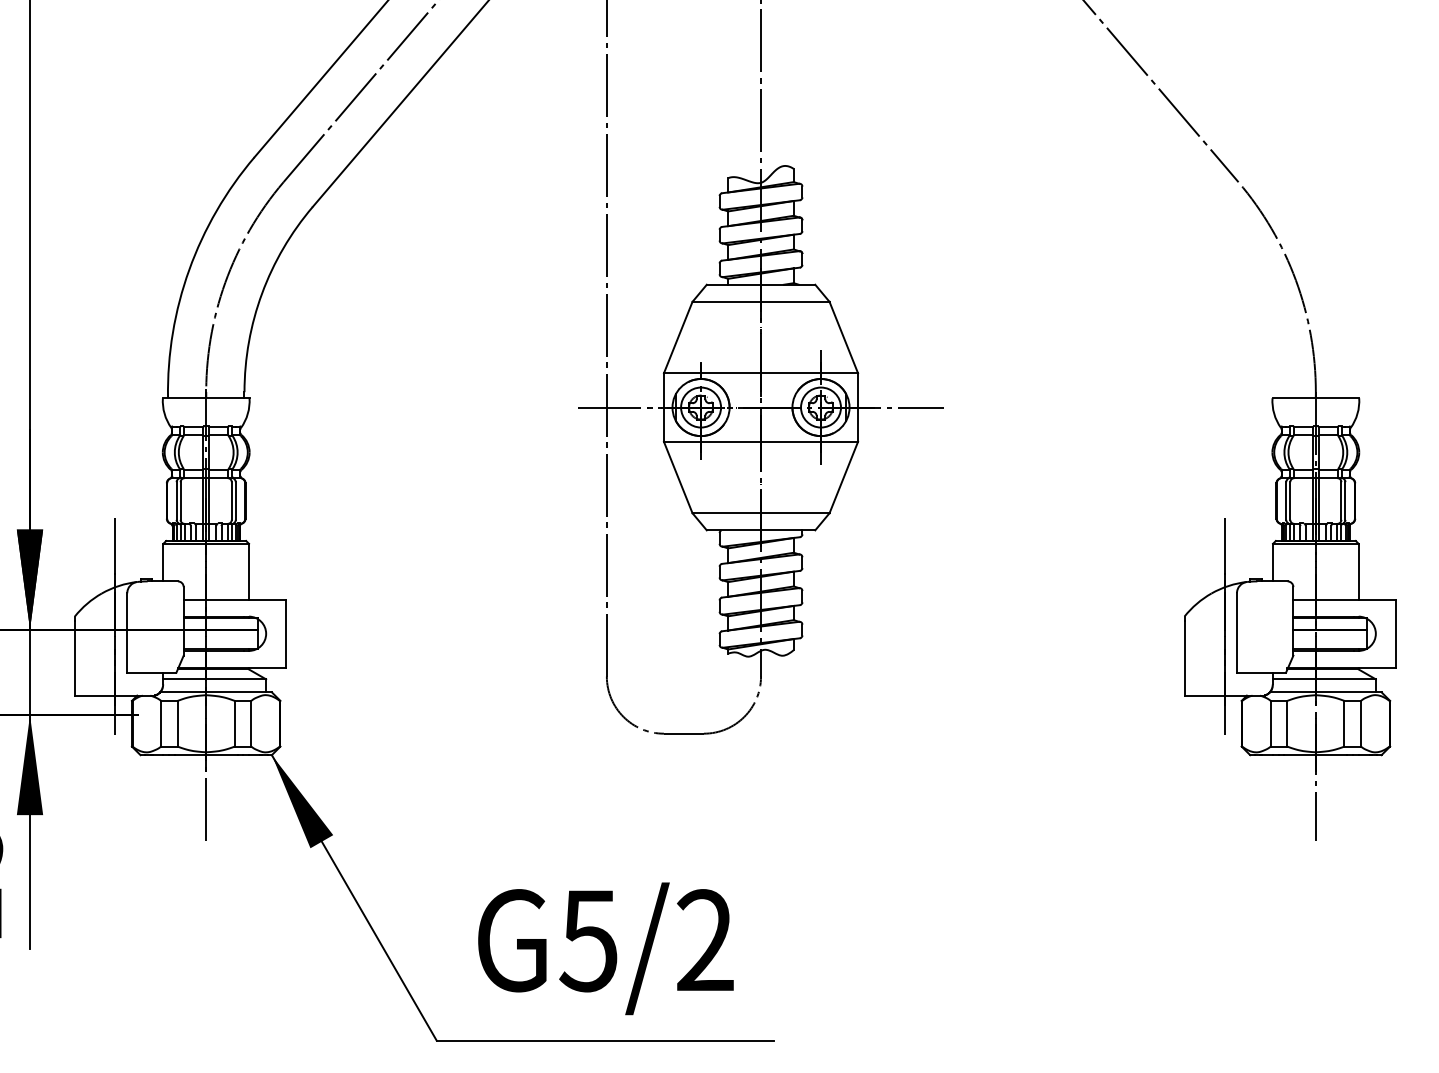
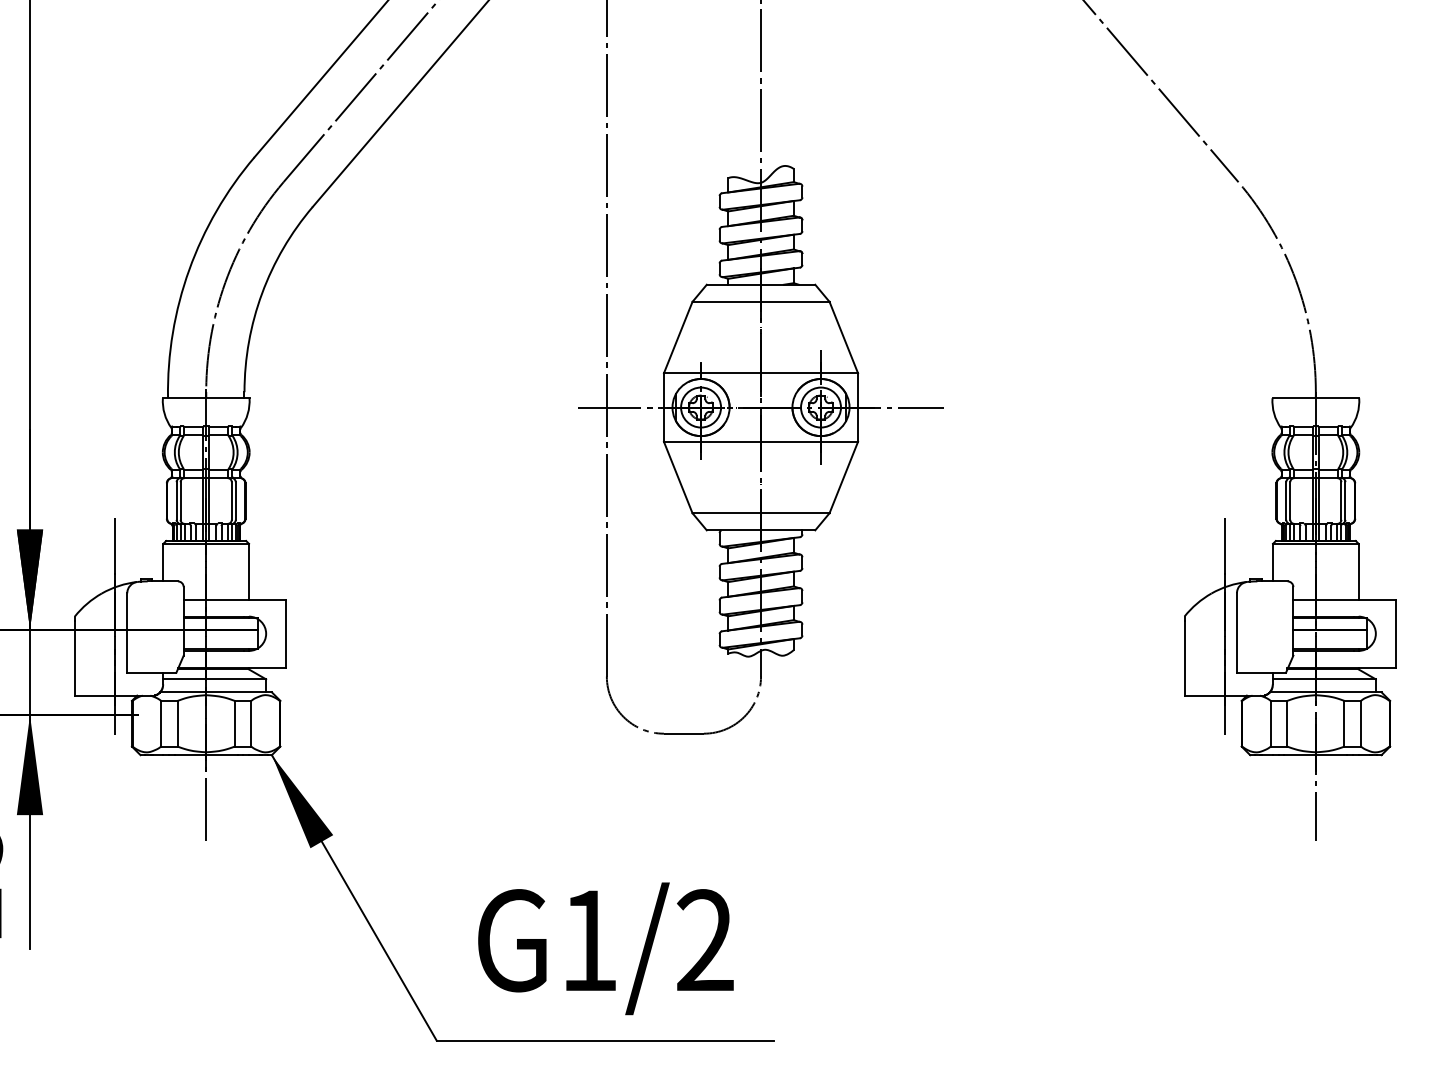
text: G5/2 -> G1/2 (588, 941)
